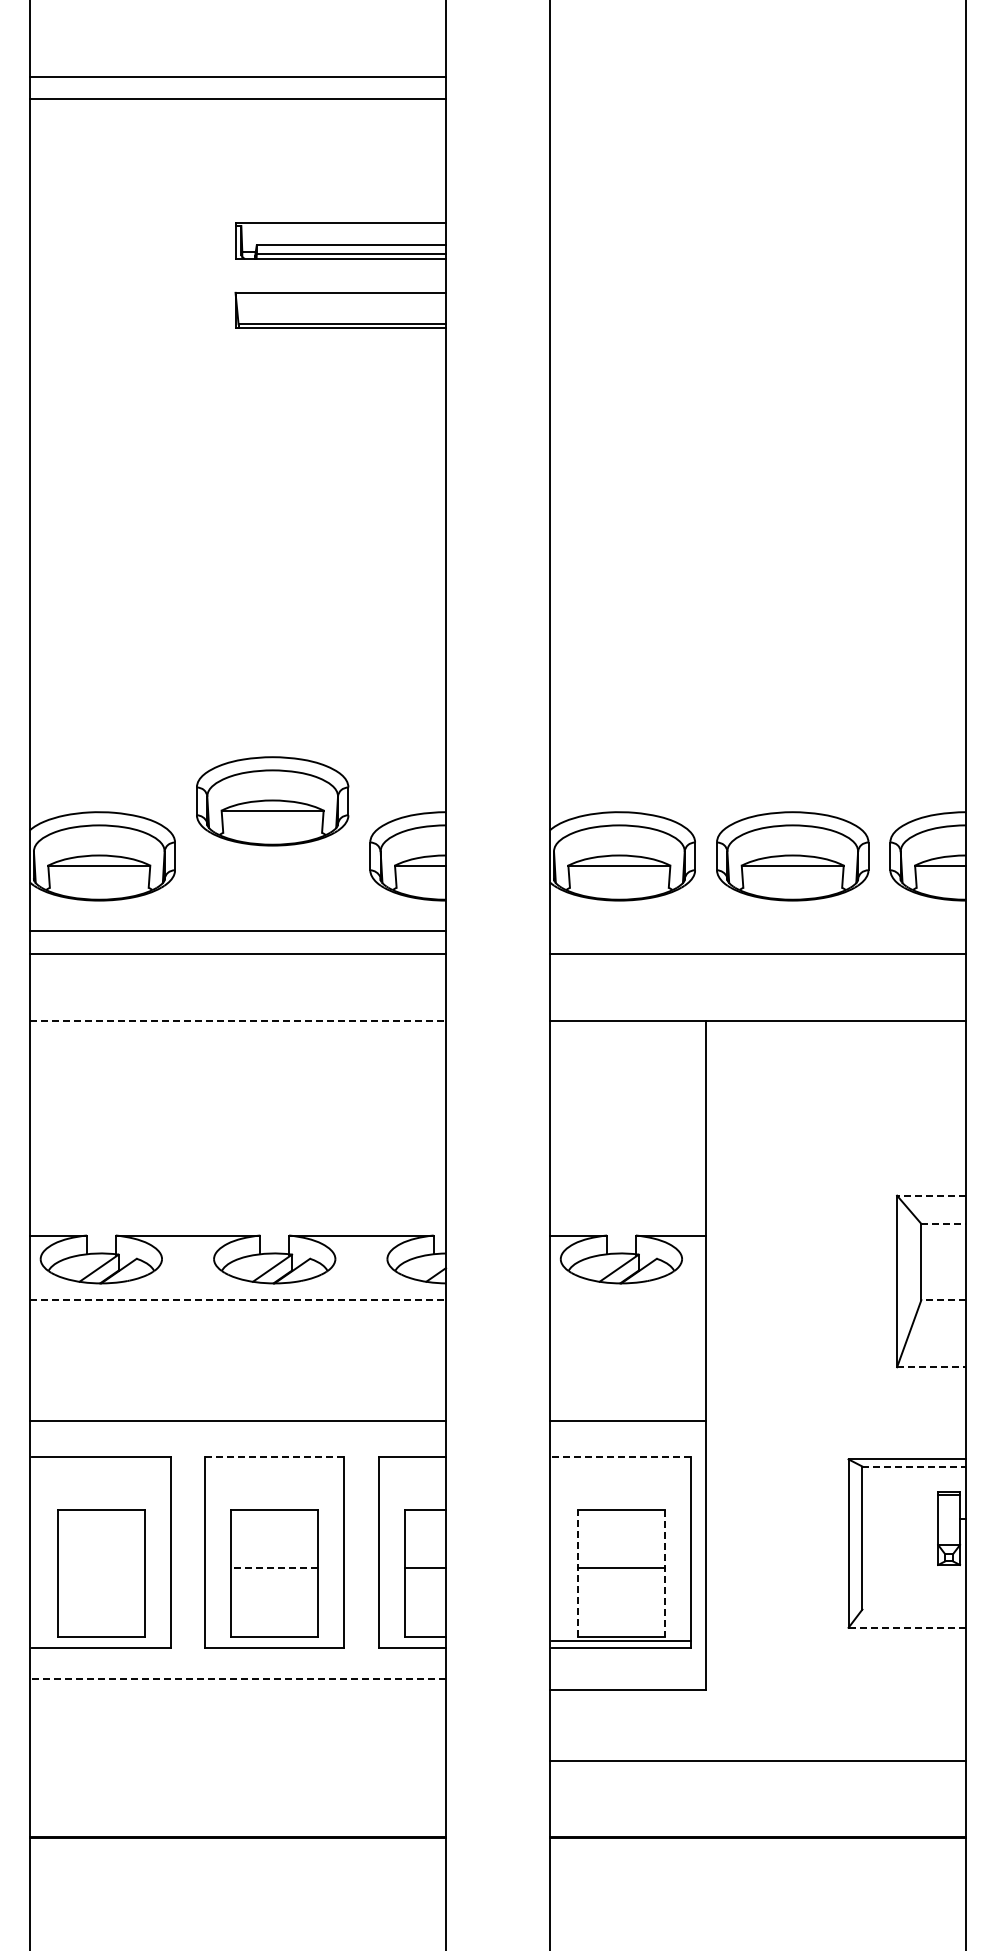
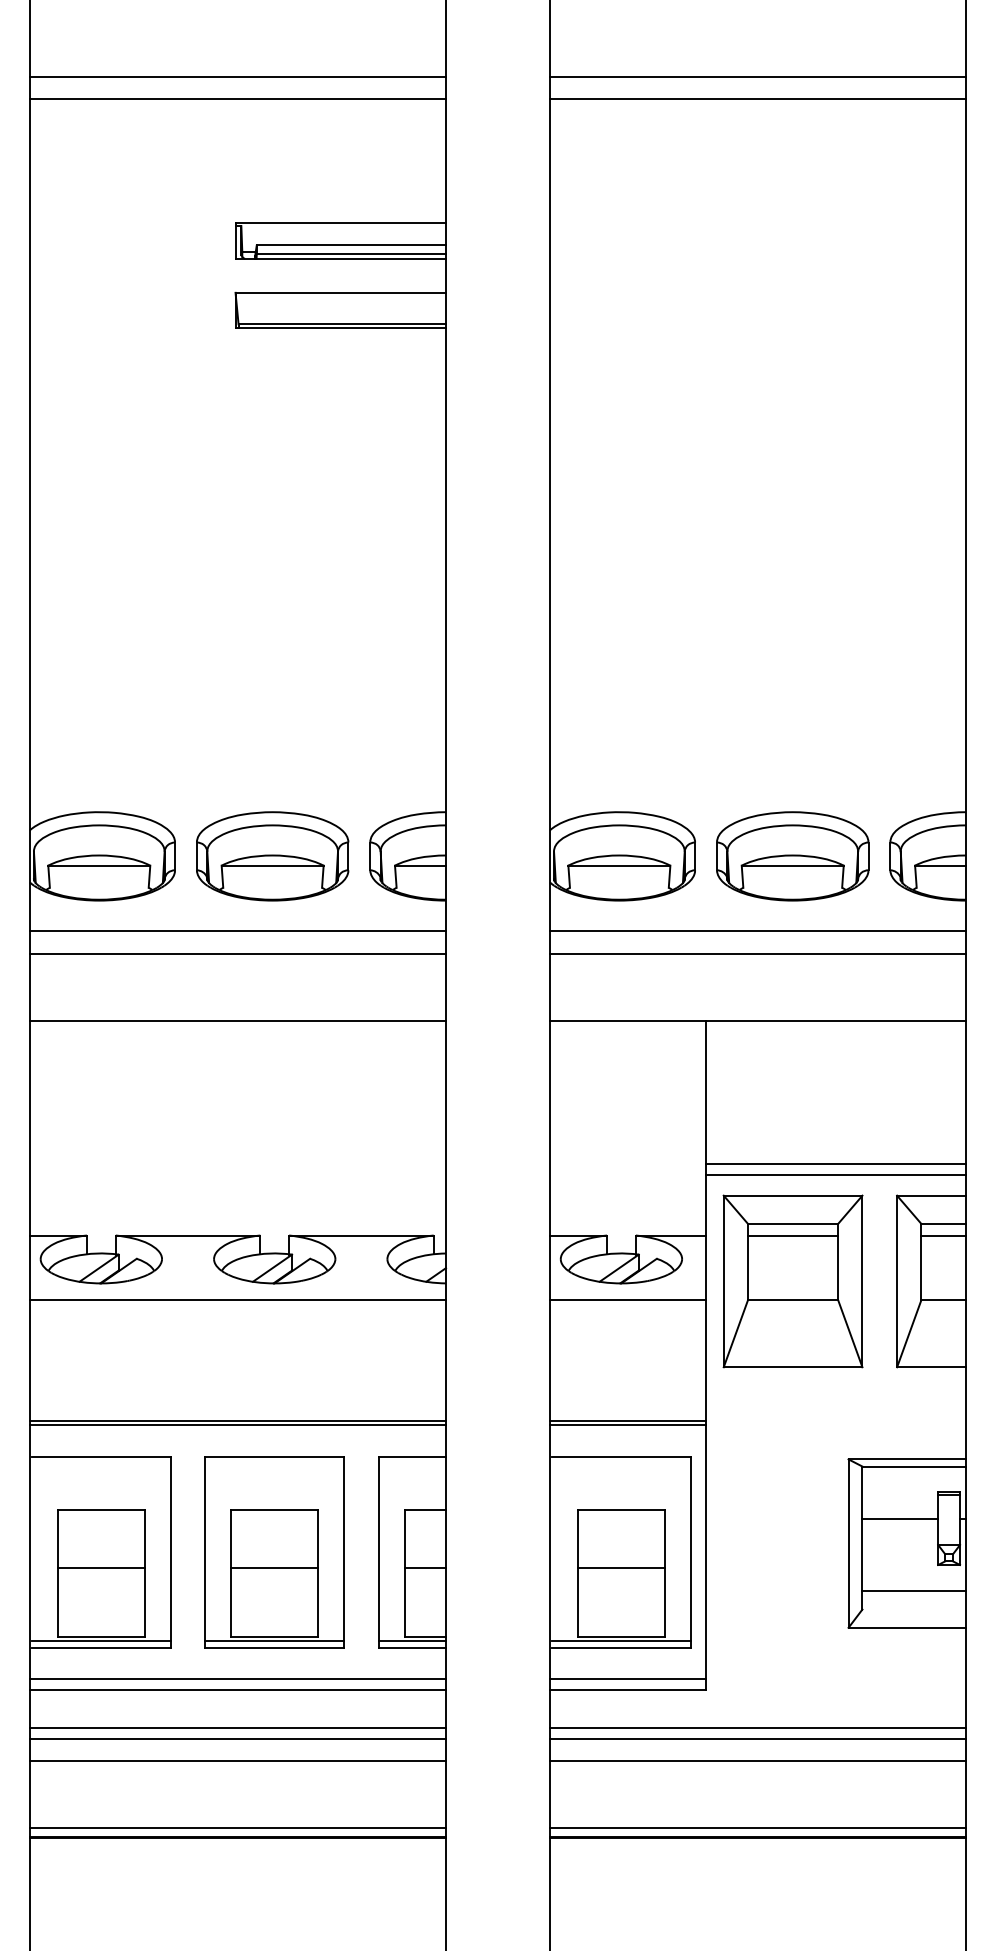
line: none -> present (758, 77)
line: none -> present (758, 99)
part position: (272, 801) -> (272, 856) (272, 856)
line: none -> present (758, 931)
line: dashed -> solid (238, 1020)
line: none -> present (836, 1163)
line: none -> present (836, 1175)
line: dashed -> solid (931, 1195)
line: dashed -> solid (944, 1223)
line: none -> present (943, 1236)
part: none -> present (792, 1281)
line: dashed -> solid (238, 1300)
line: none -> present (628, 1300)
line: dashed -> solid (943, 1300)
line: dashed -> solid (932, 1367)
line: none -> present (237, 1425)
line: none -> present (628, 1425)
line: dashed -> solid (275, 1456)
line: dashed -> solid (621, 1456)
line: dashed -> solid (914, 1466)
line: none -> present (900, 1519)
line: none -> present (101, 1568)
line: dashed -> solid (274, 1568)
line: dashed -> solid (578, 1573)
line: dashed -> solid (664, 1573)
line: none -> present (914, 1591)
line: dashed -> solid (907, 1627)
line: none -> present (101, 1640)
line: none -> present (274, 1640)
line: none -> present (412, 1640)
line: dashed -> solid (237, 1679)
line: none -> present (628, 1679)
line: none -> present (237, 1689)
line: none -> present (237, 1727)
line: none -> present (758, 1727)
line: none -> present (237, 1738)
line: none -> present (758, 1738)
line: none -> present (237, 1761)
line: none -> present (237, 1827)
line: none -> present (758, 1827)
